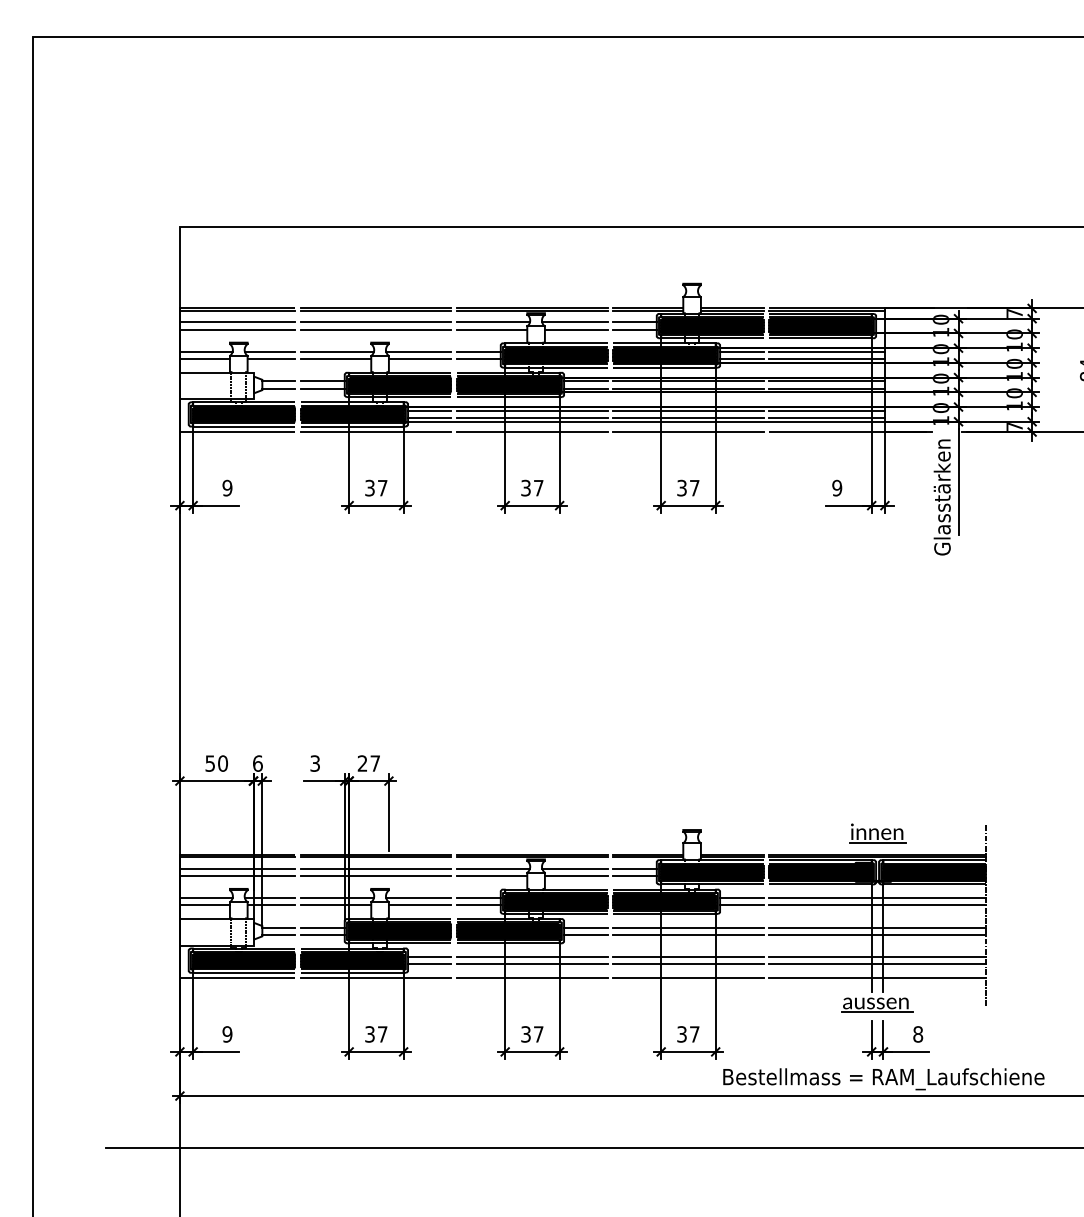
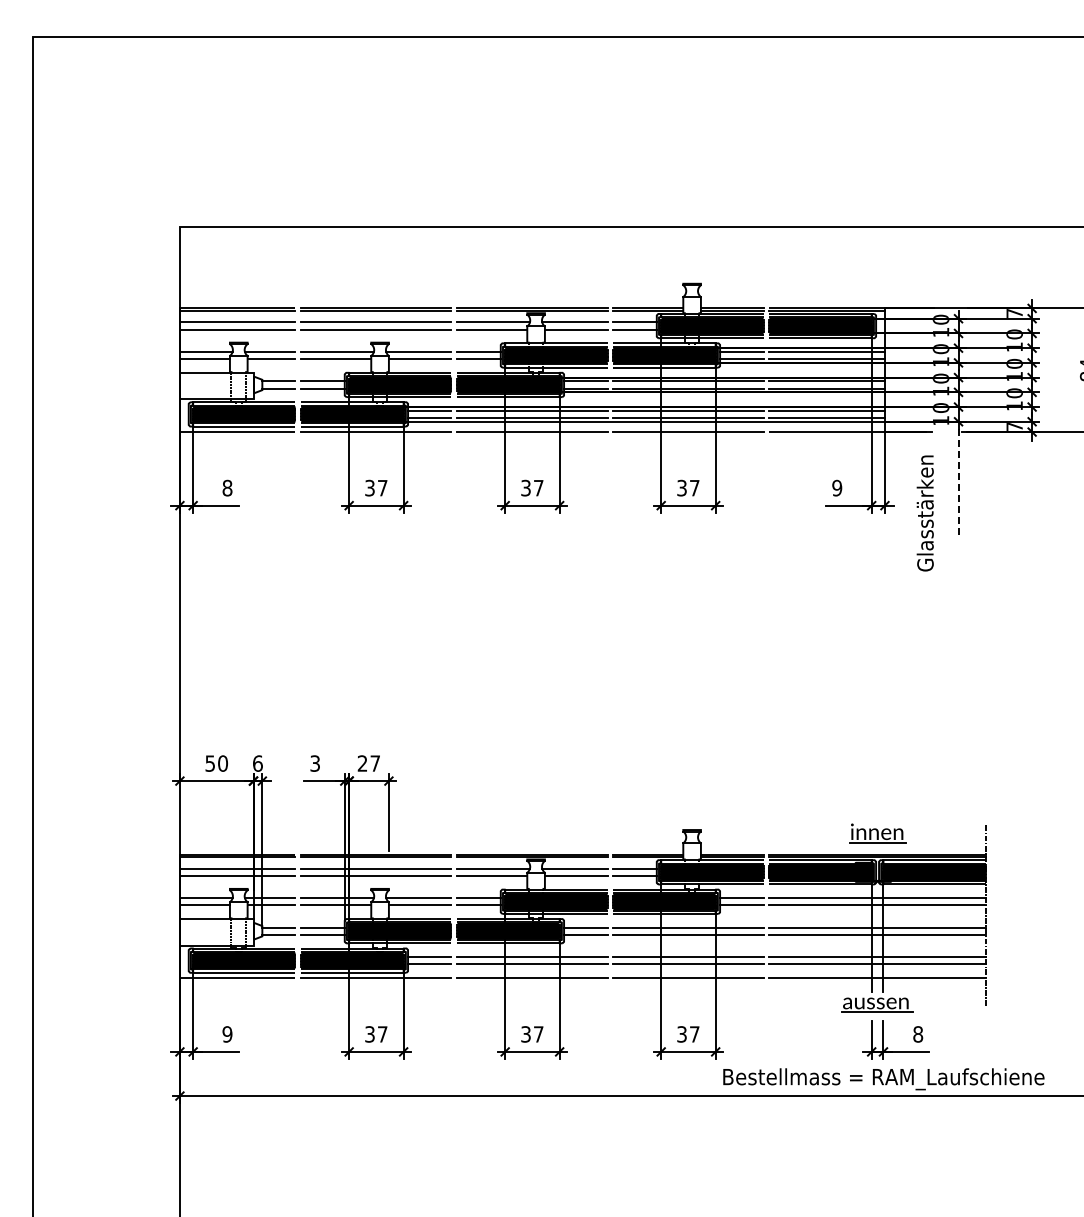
line: solid -> dashed (958, 481)
text: 9 -> 8 (227, 488)
text position: (941, 497) -> (924, 513) (924, 513)
line: present -> none (593, 1147)
